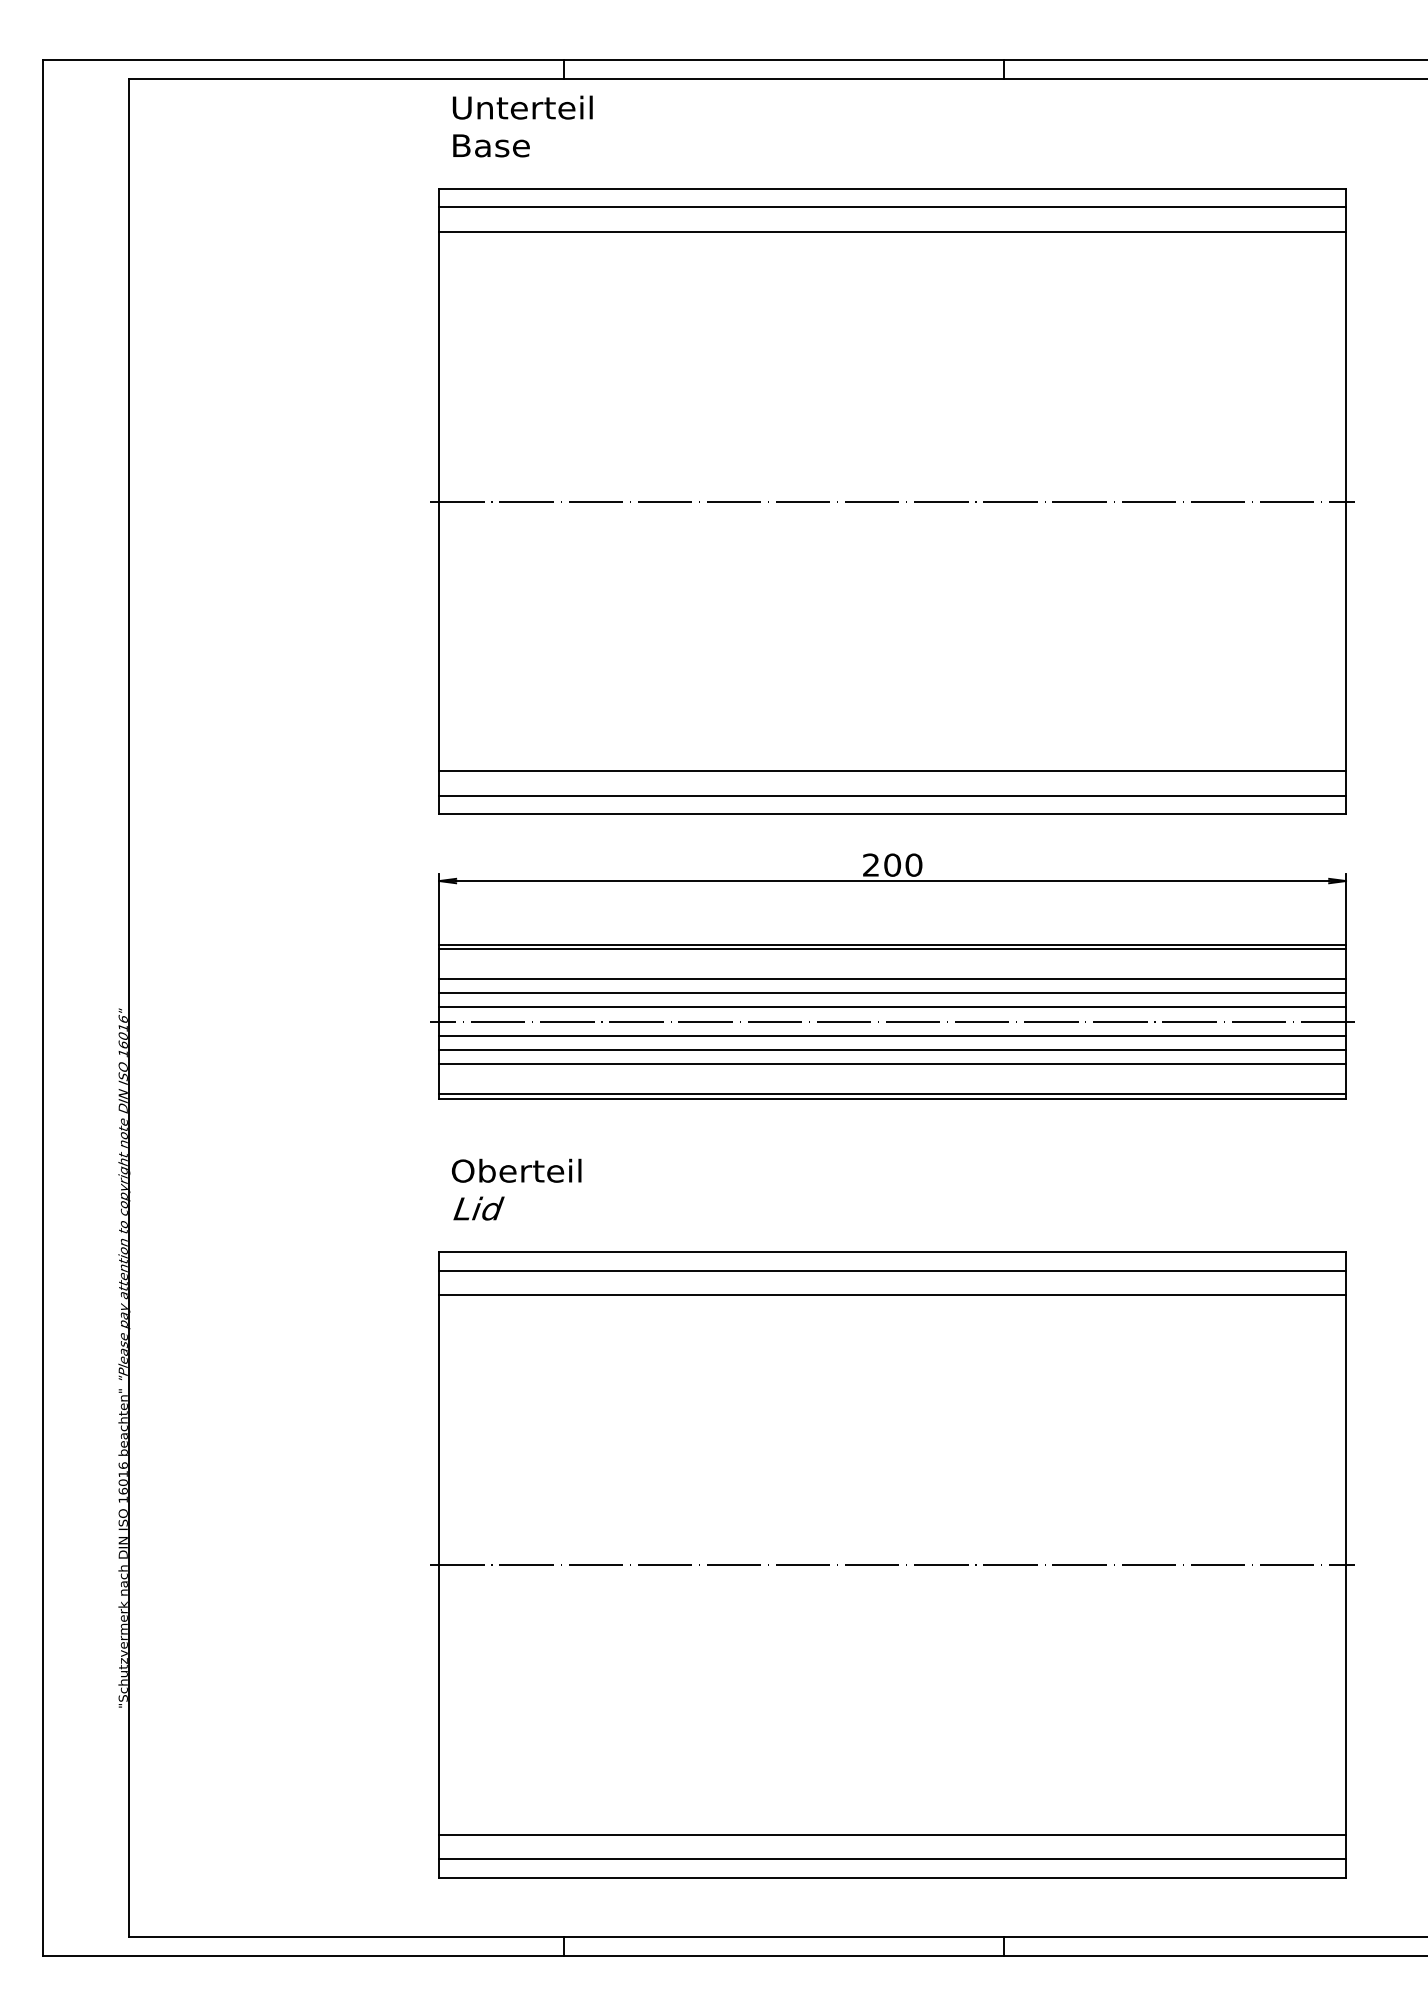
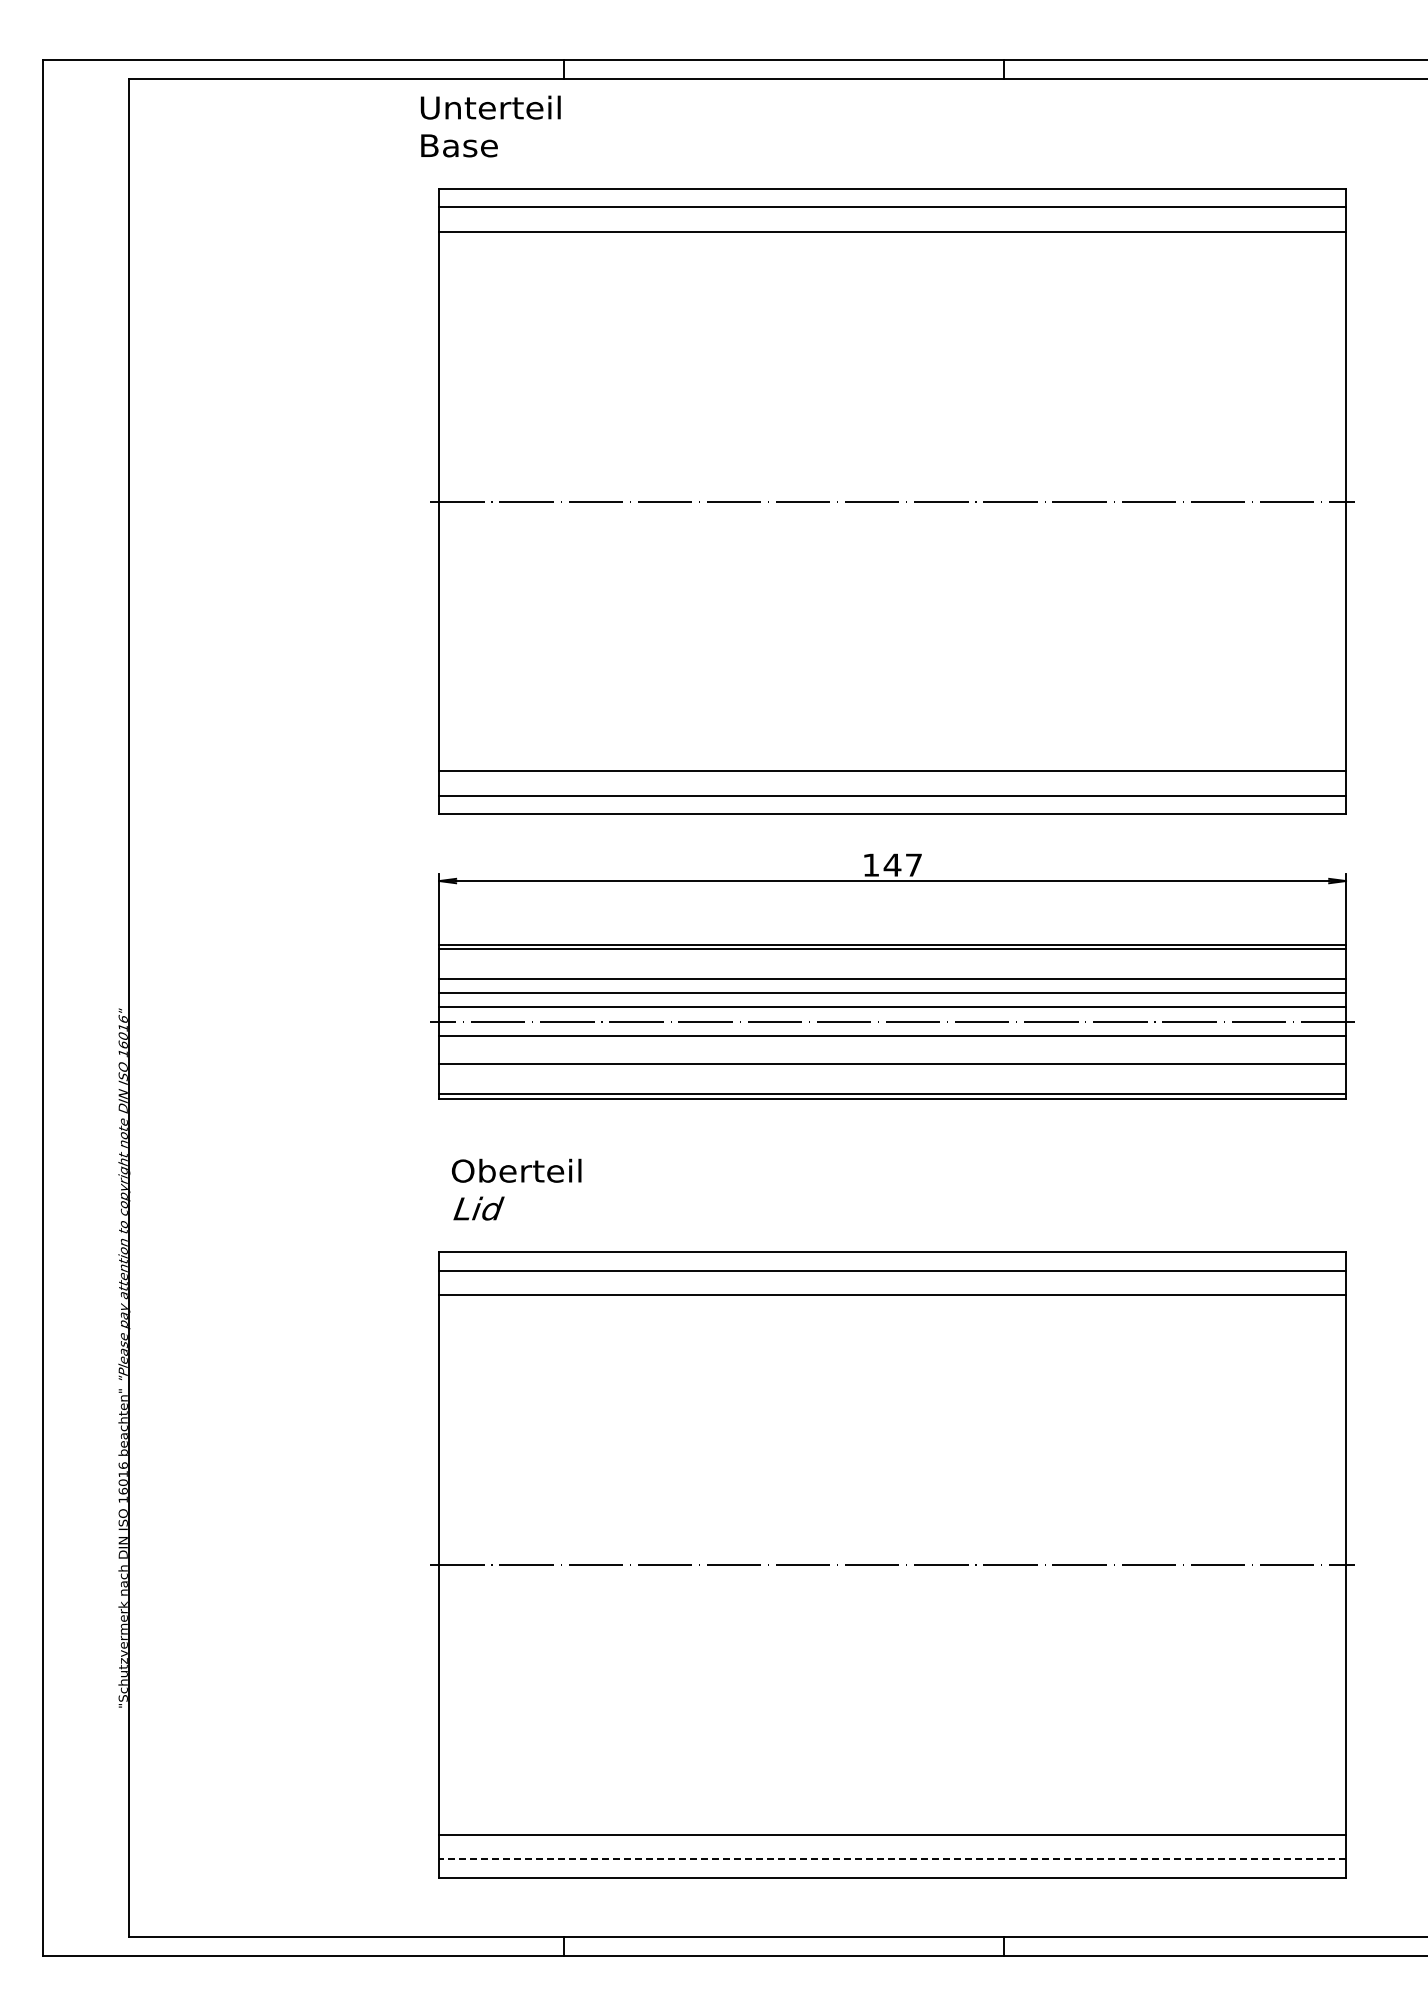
text position: (522, 126) -> (490, 126) (490, 126)
text: 200 -> 147 (892, 864)
line: present -> none (892, 1050)
line: solid -> dashed (892, 1859)
